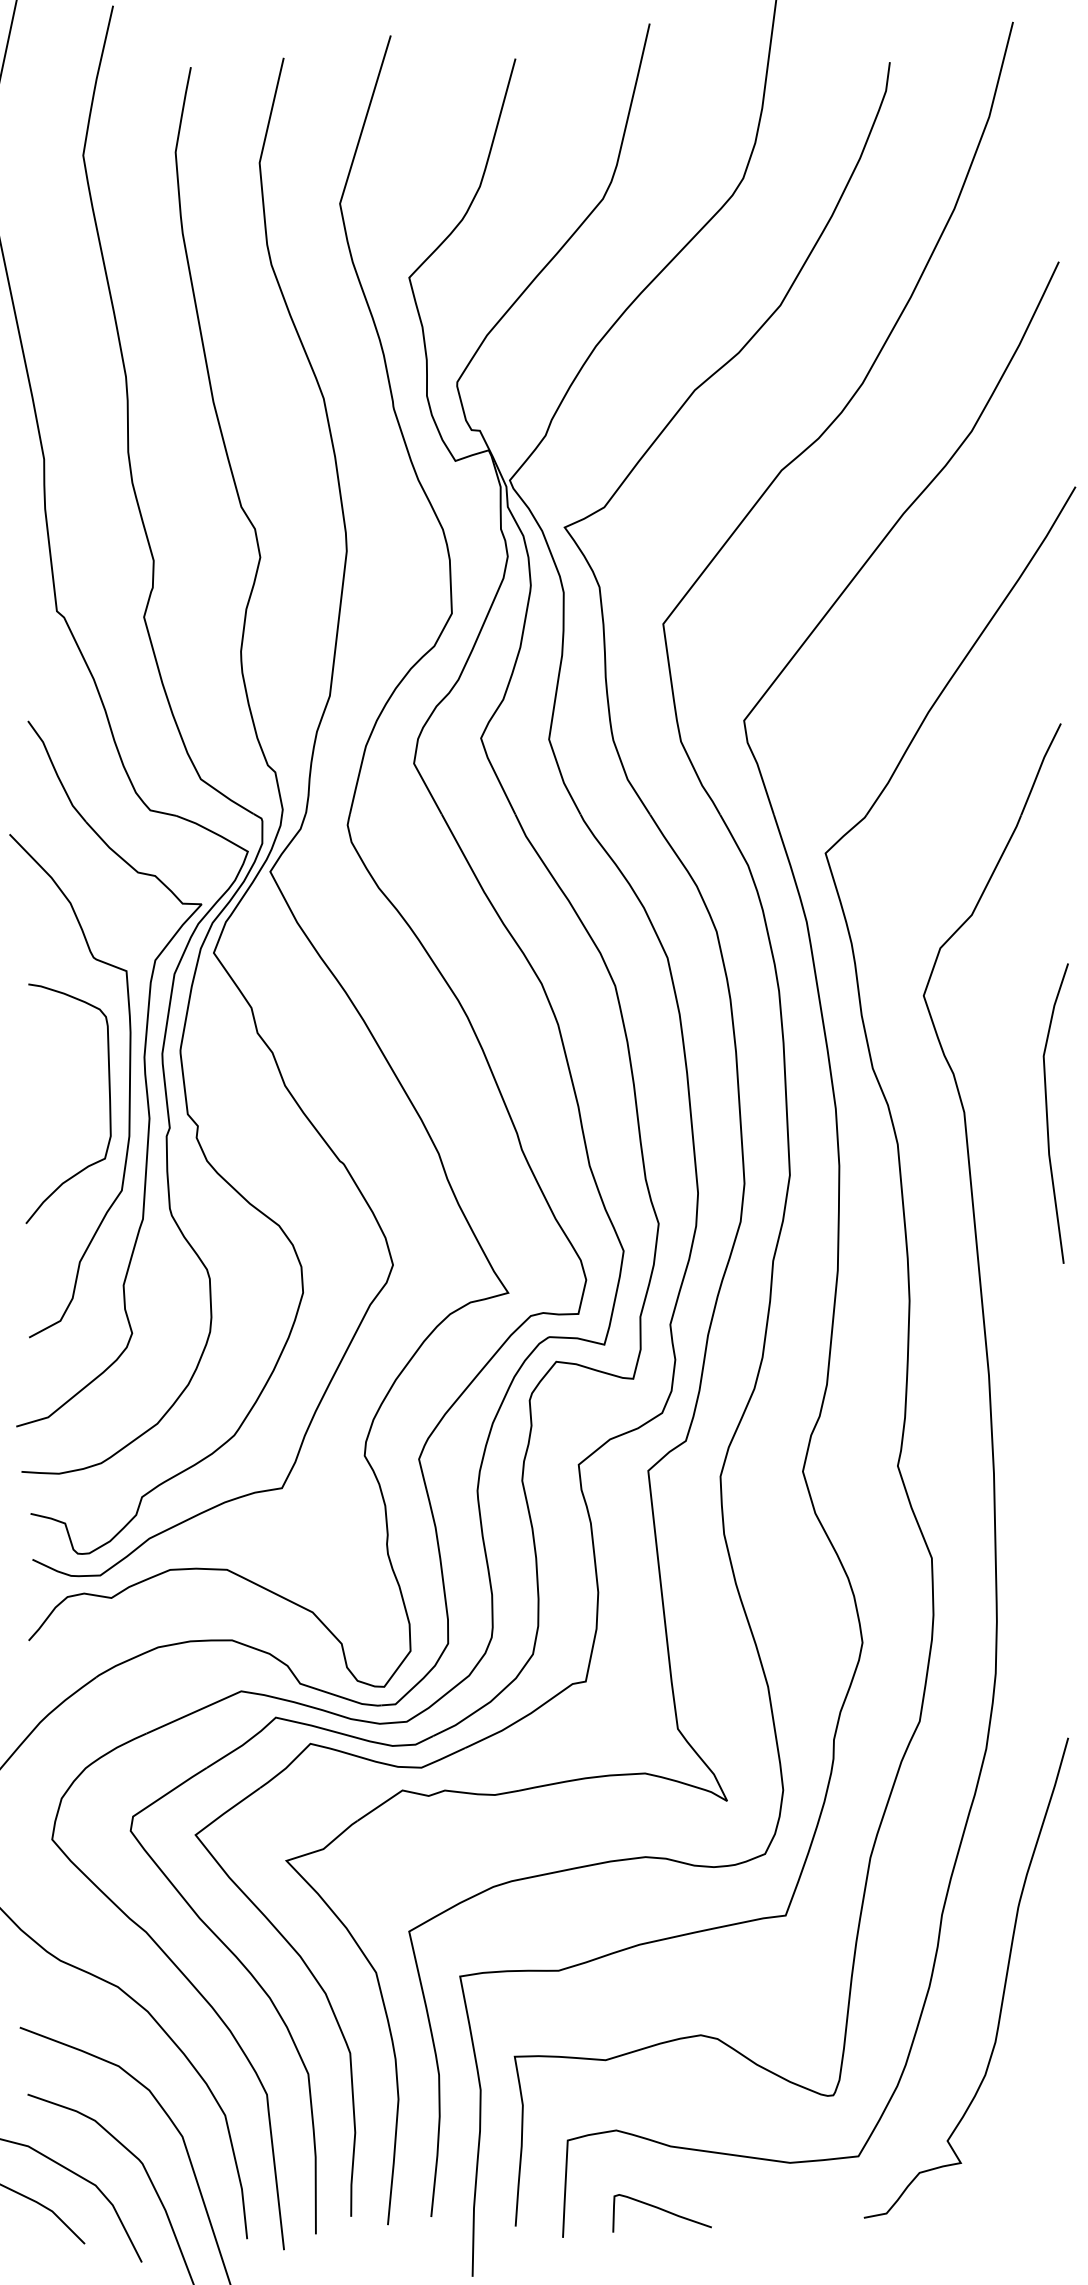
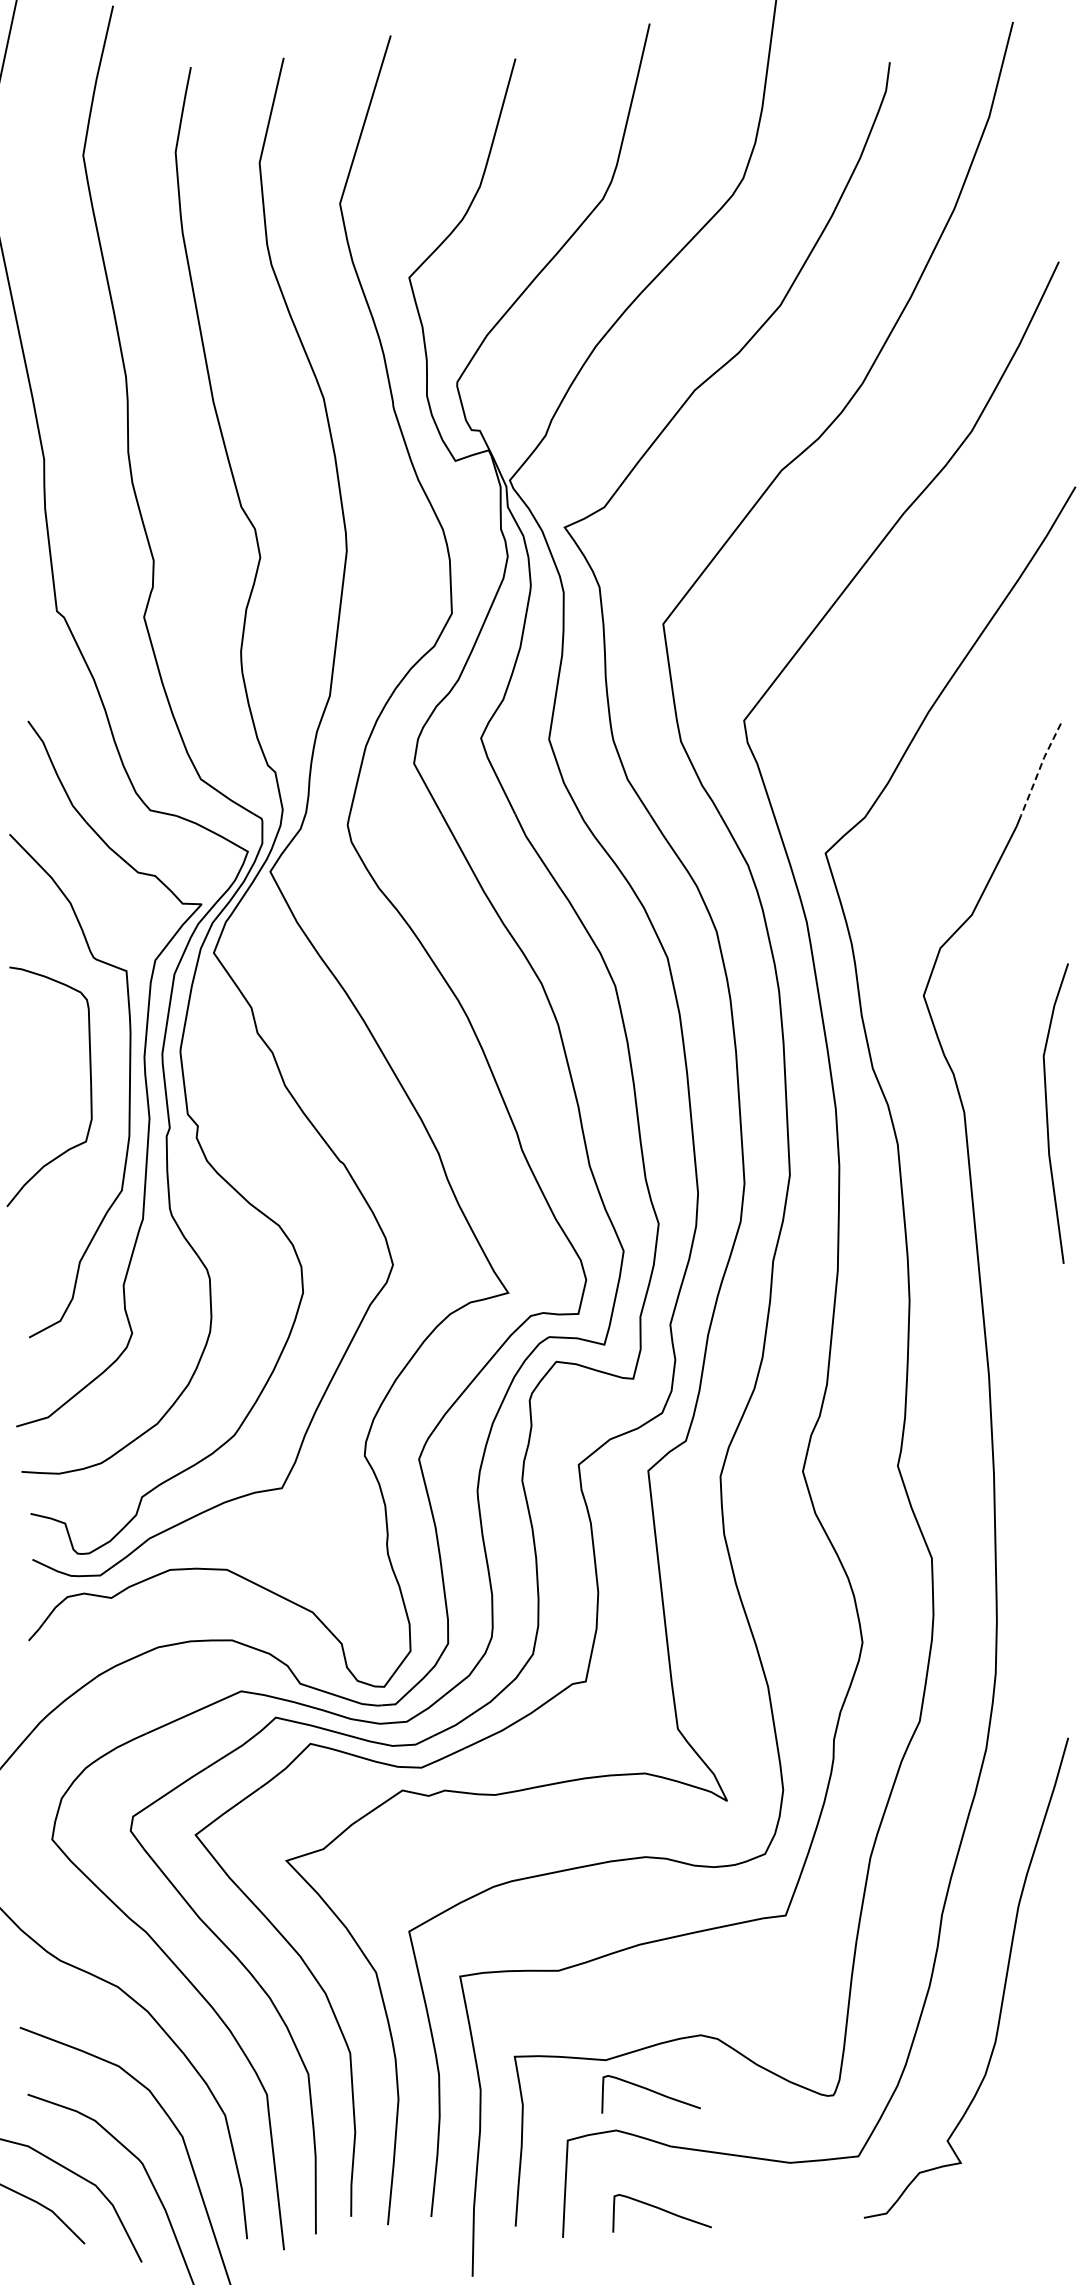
line: solid -> dashed (1039, 769)
curve position: (109, 1103) -> (90, 1086) (90, 1086)
curve: none -> present (652, 2092)
